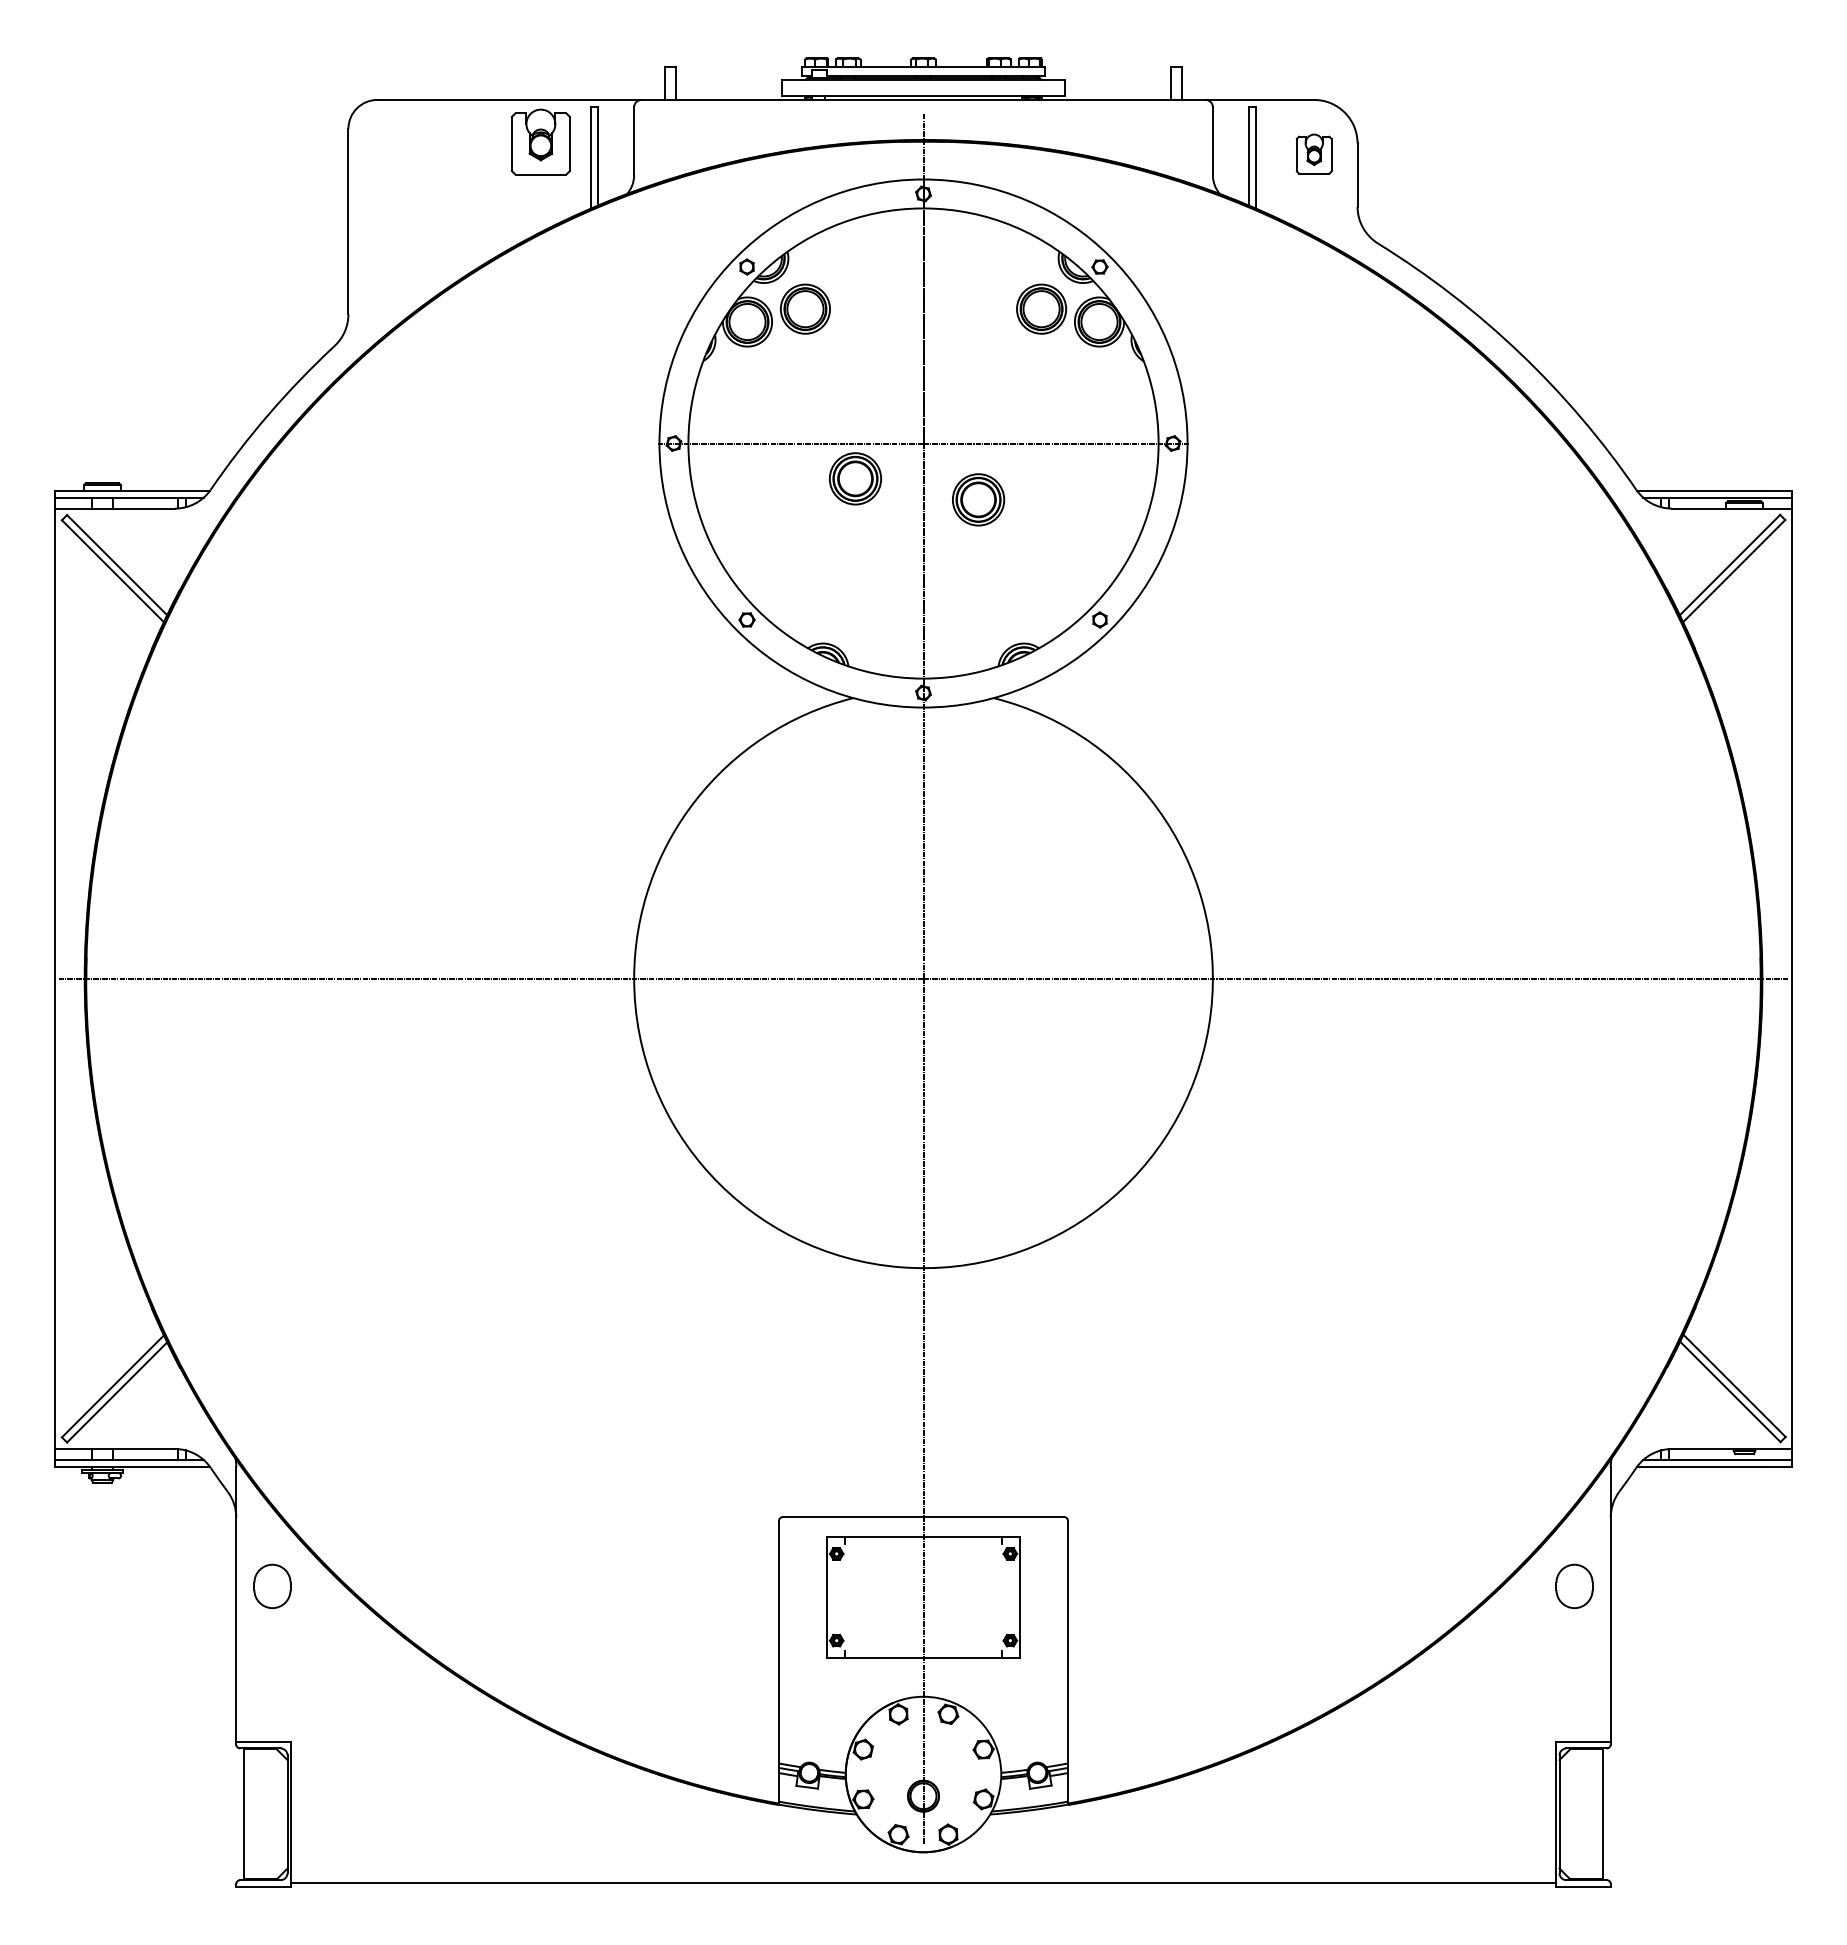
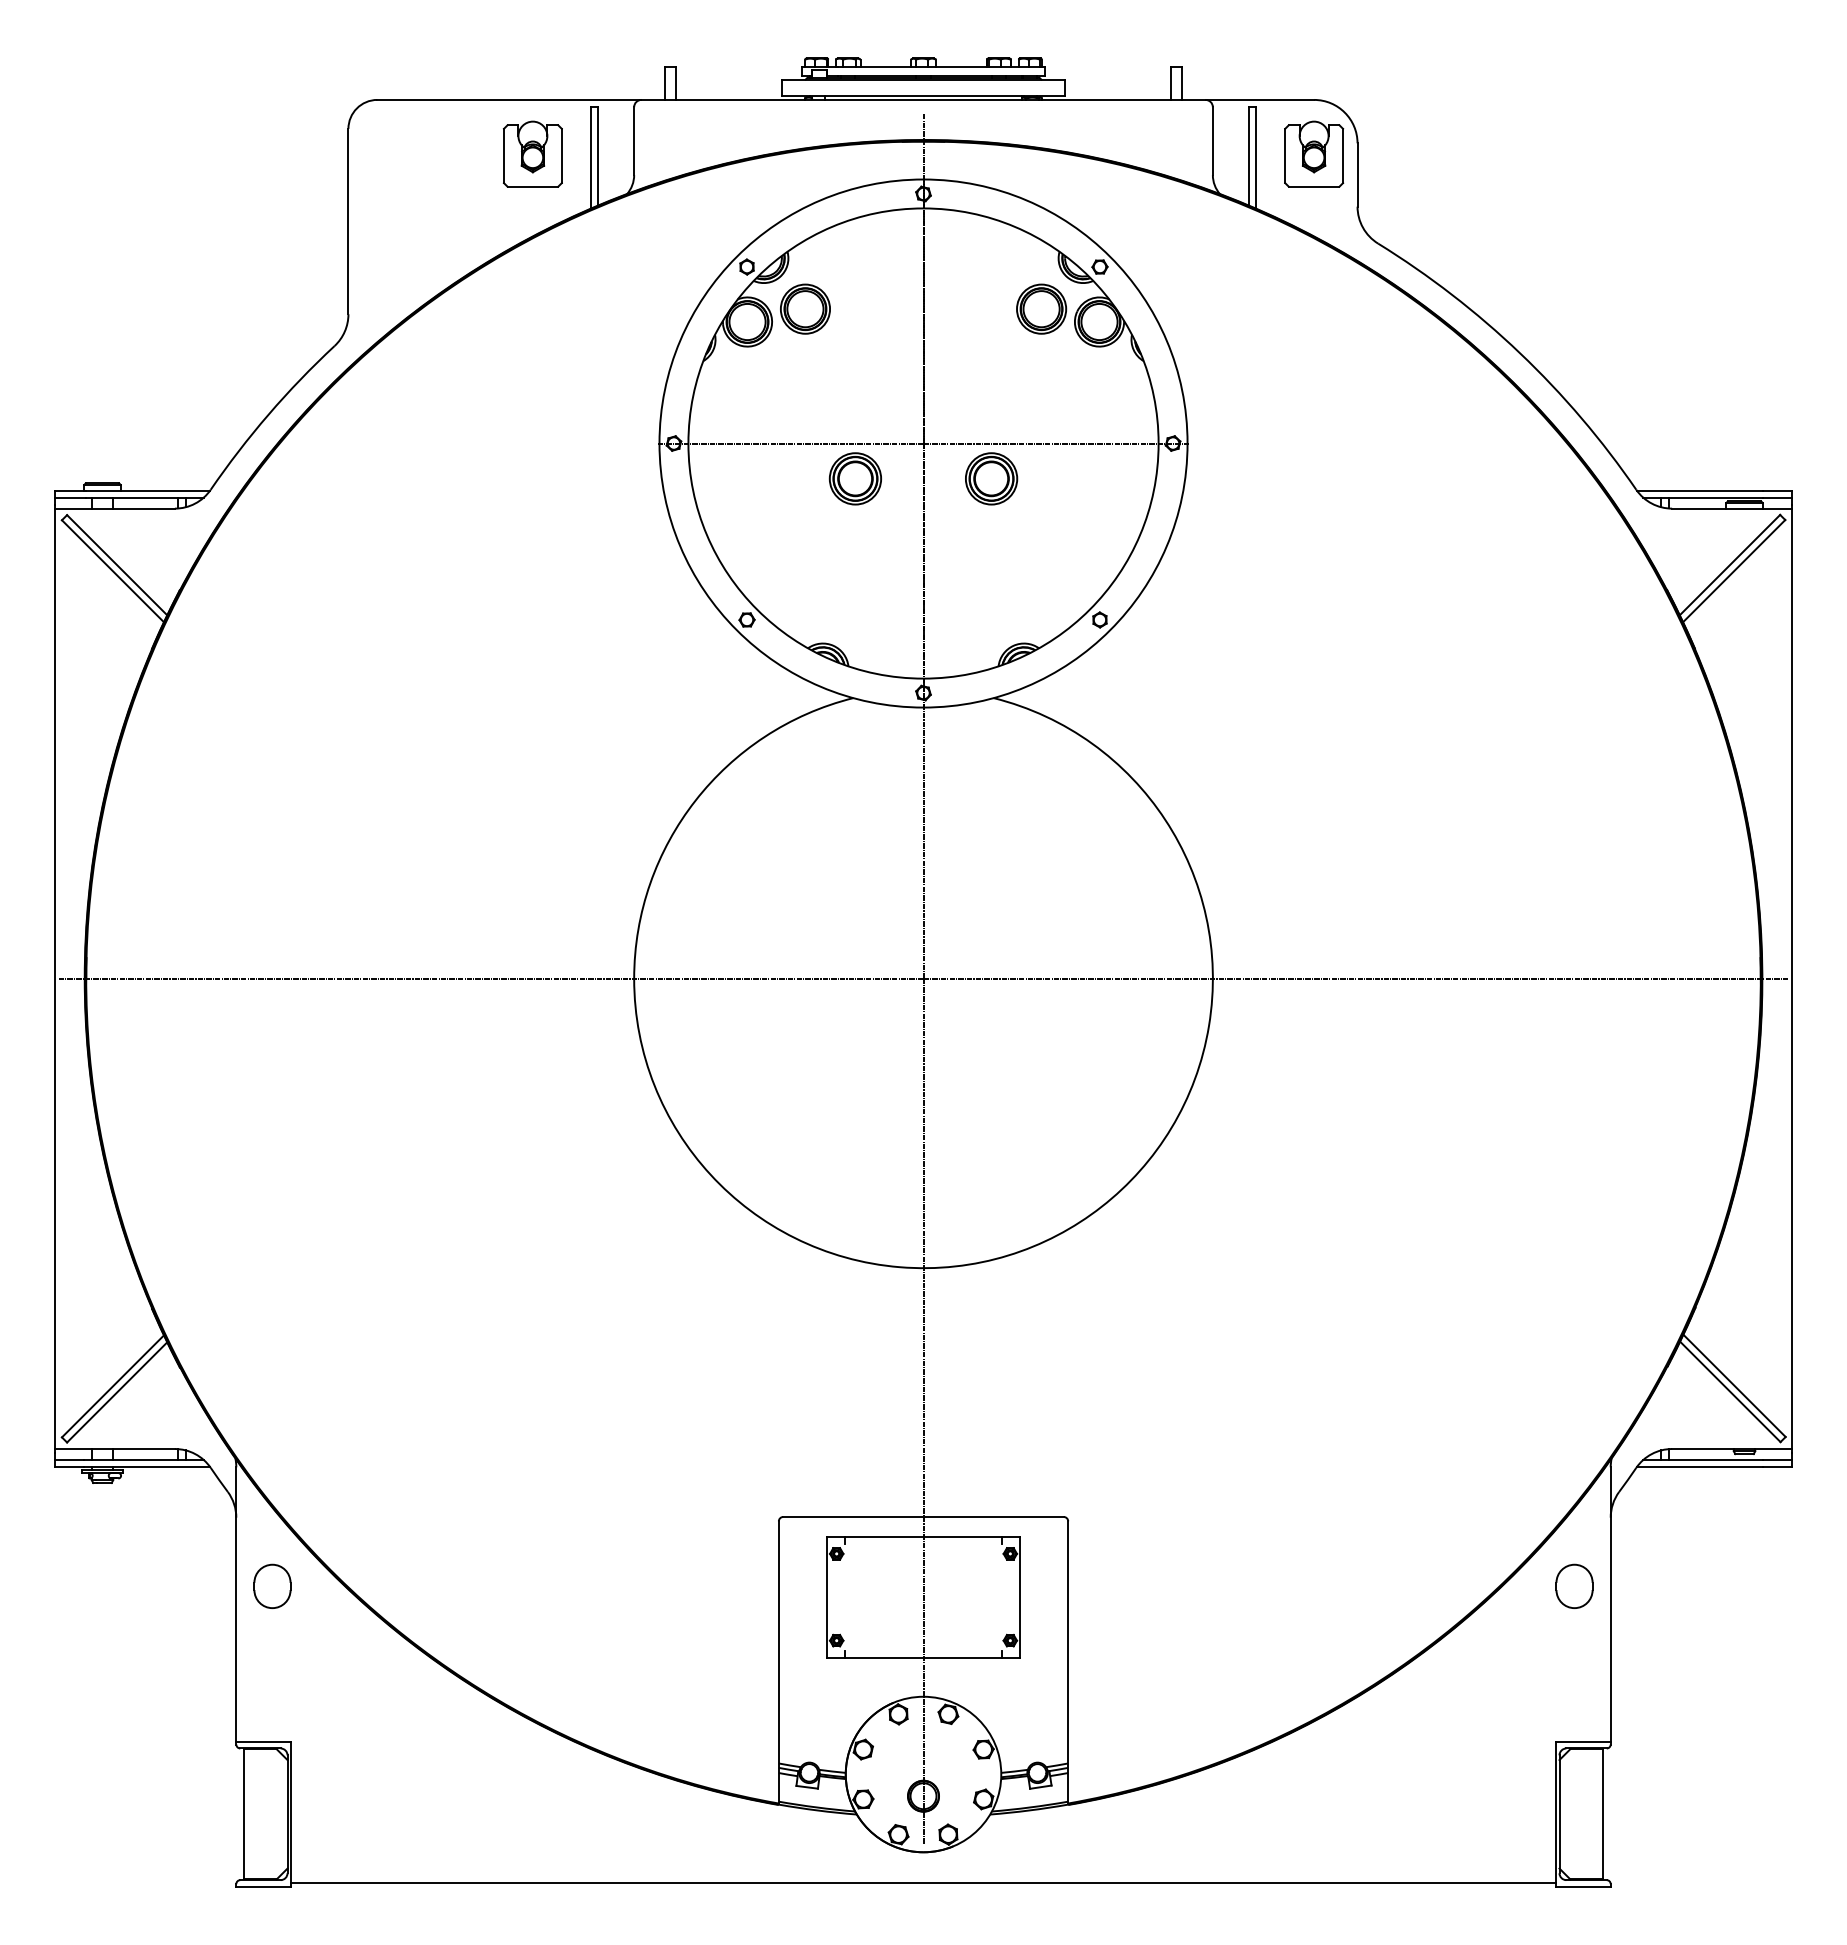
part position: (540, 141) -> (532, 153) (532, 153)
part size: 38x42 px -> 61x68 px (1314, 153)
part position: (978, 499) -> (991, 478) (991, 478)
